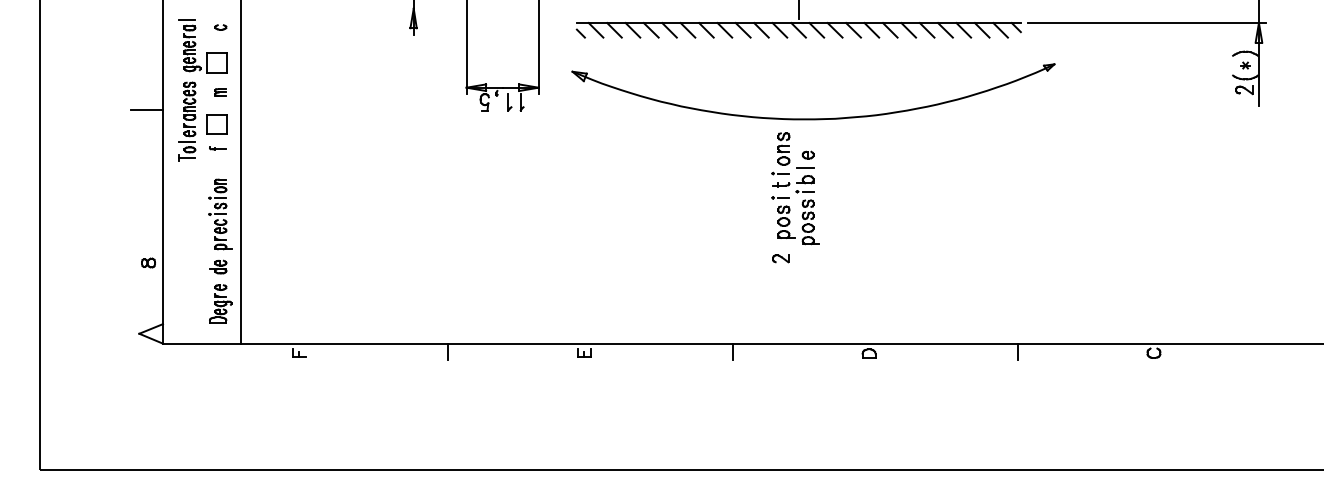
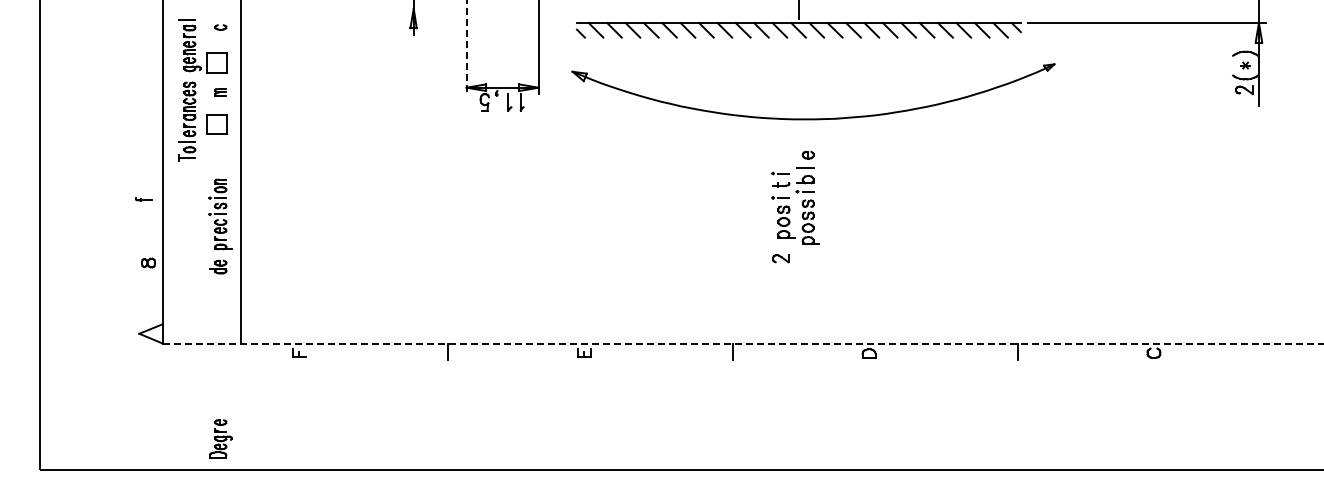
line: solid -> dashed (466, 47)
line: present -> none (146, 110)
part position: (217, 148) -> (143, 199) (143, 199)
part: present -> none (783, 148)
part position: (220, 303) -> (220, 438) (220, 438)
line: solid -> dashed (744, 343)
